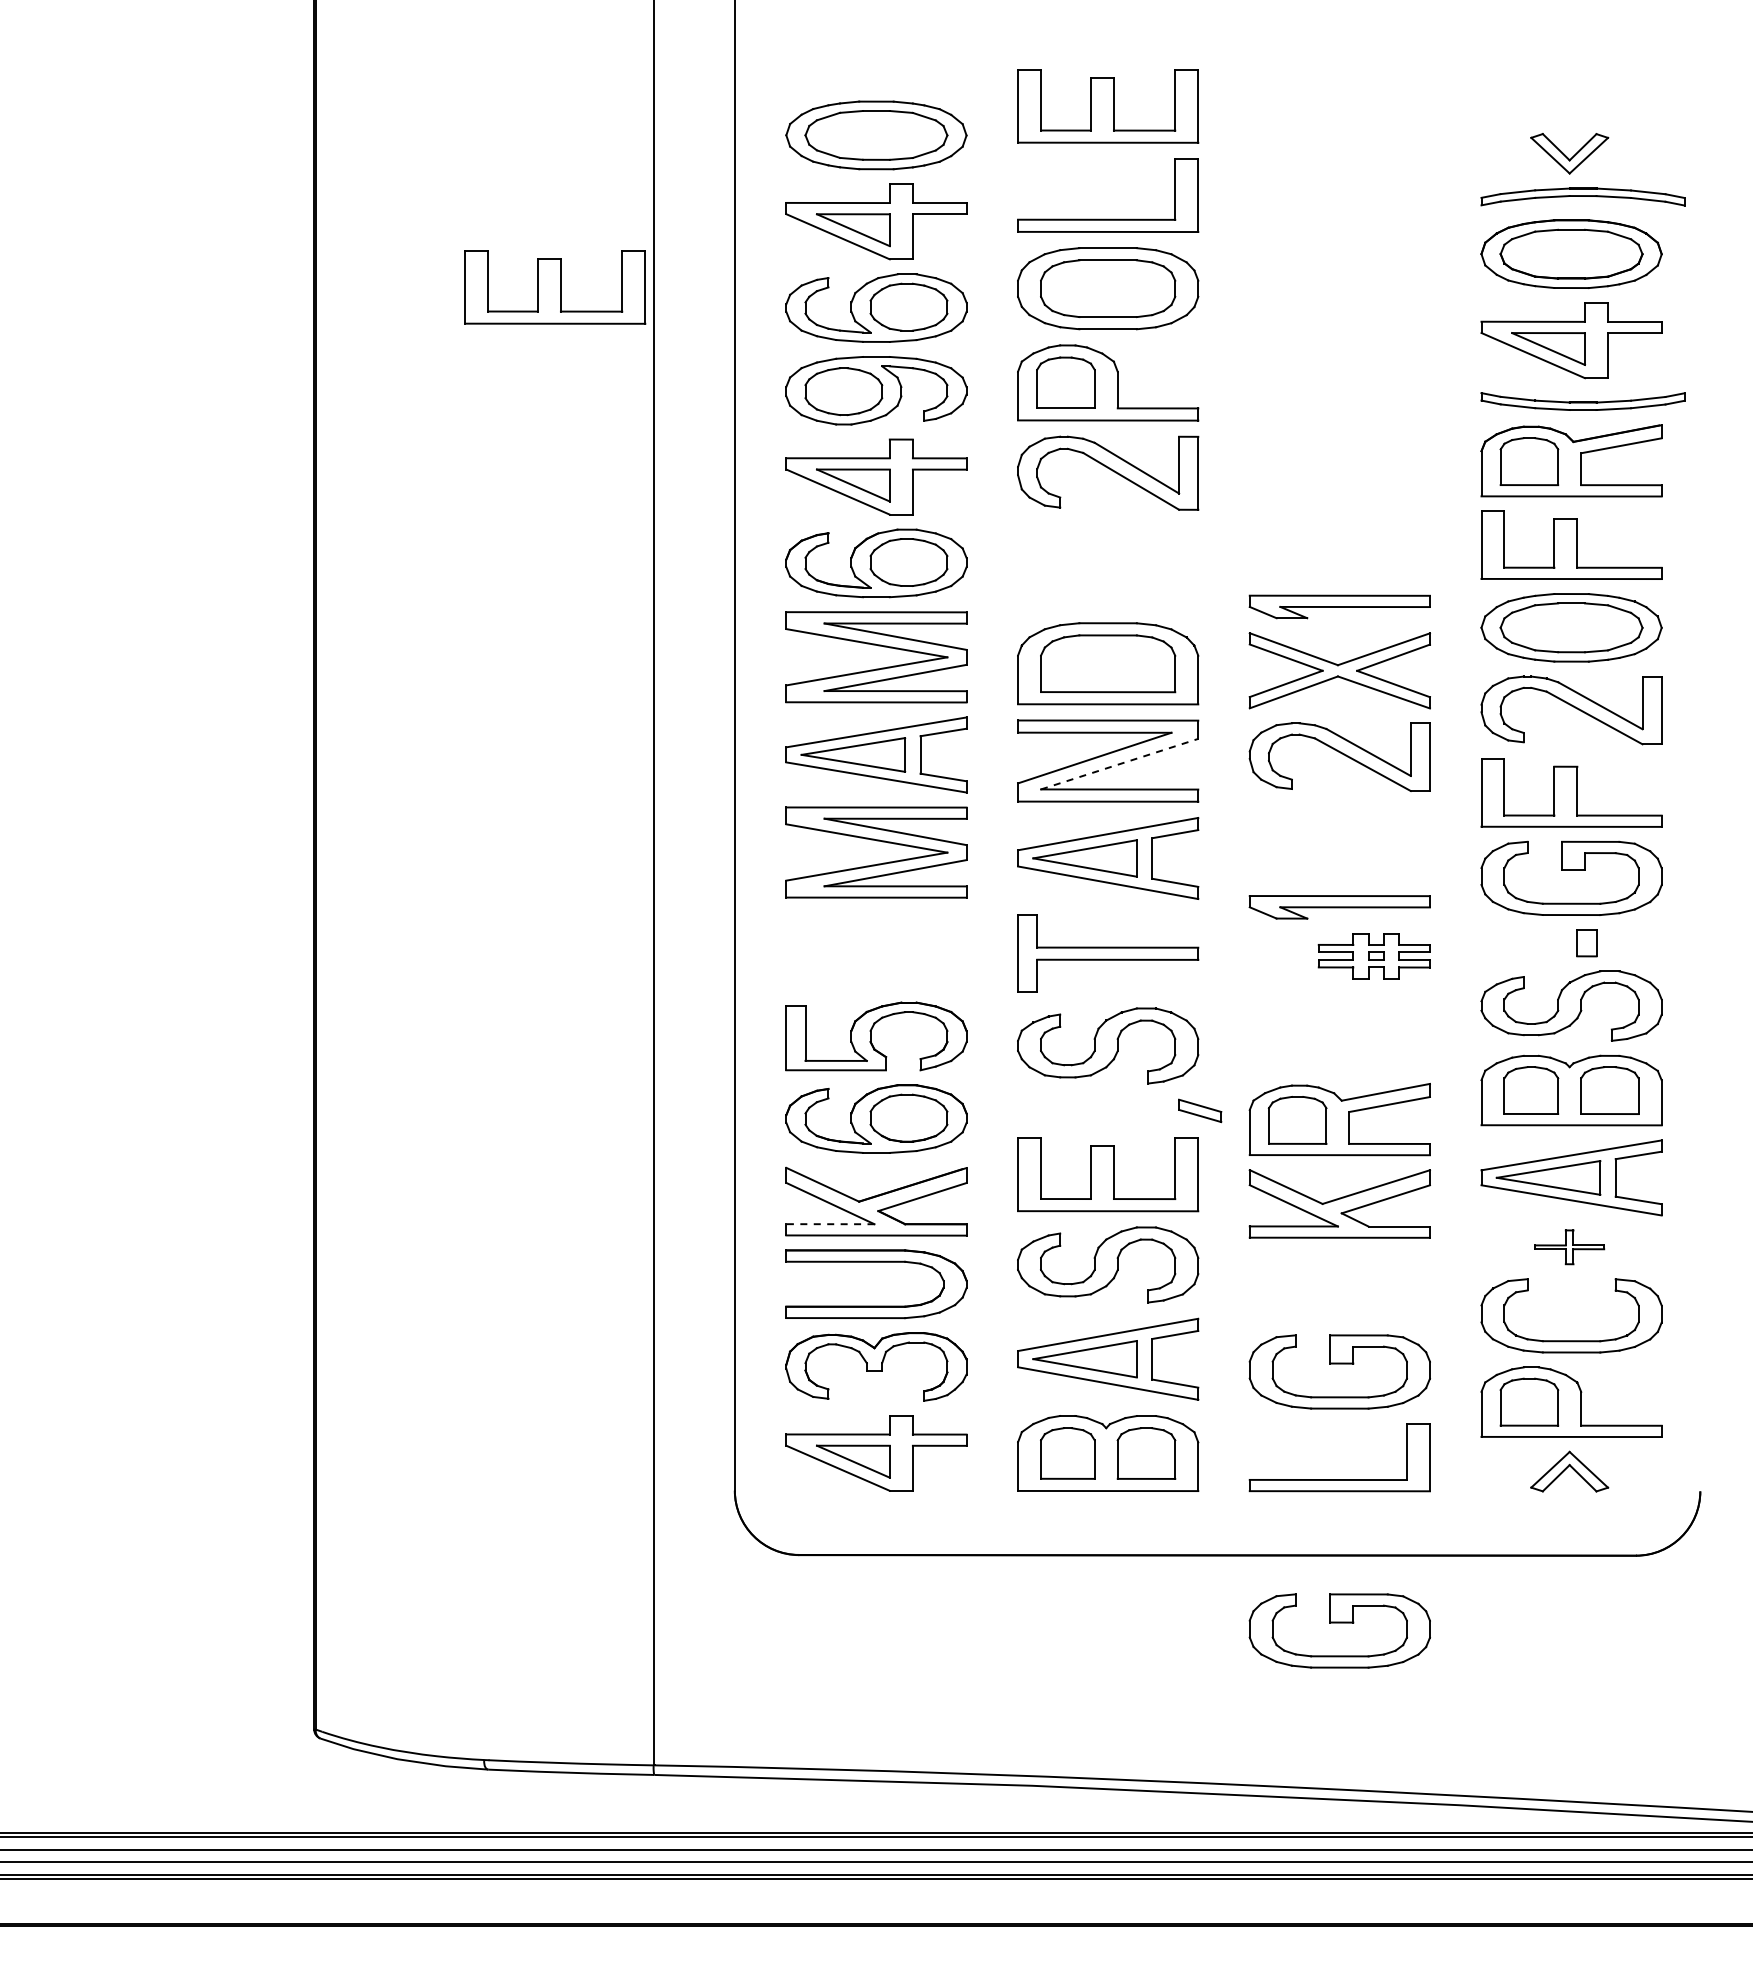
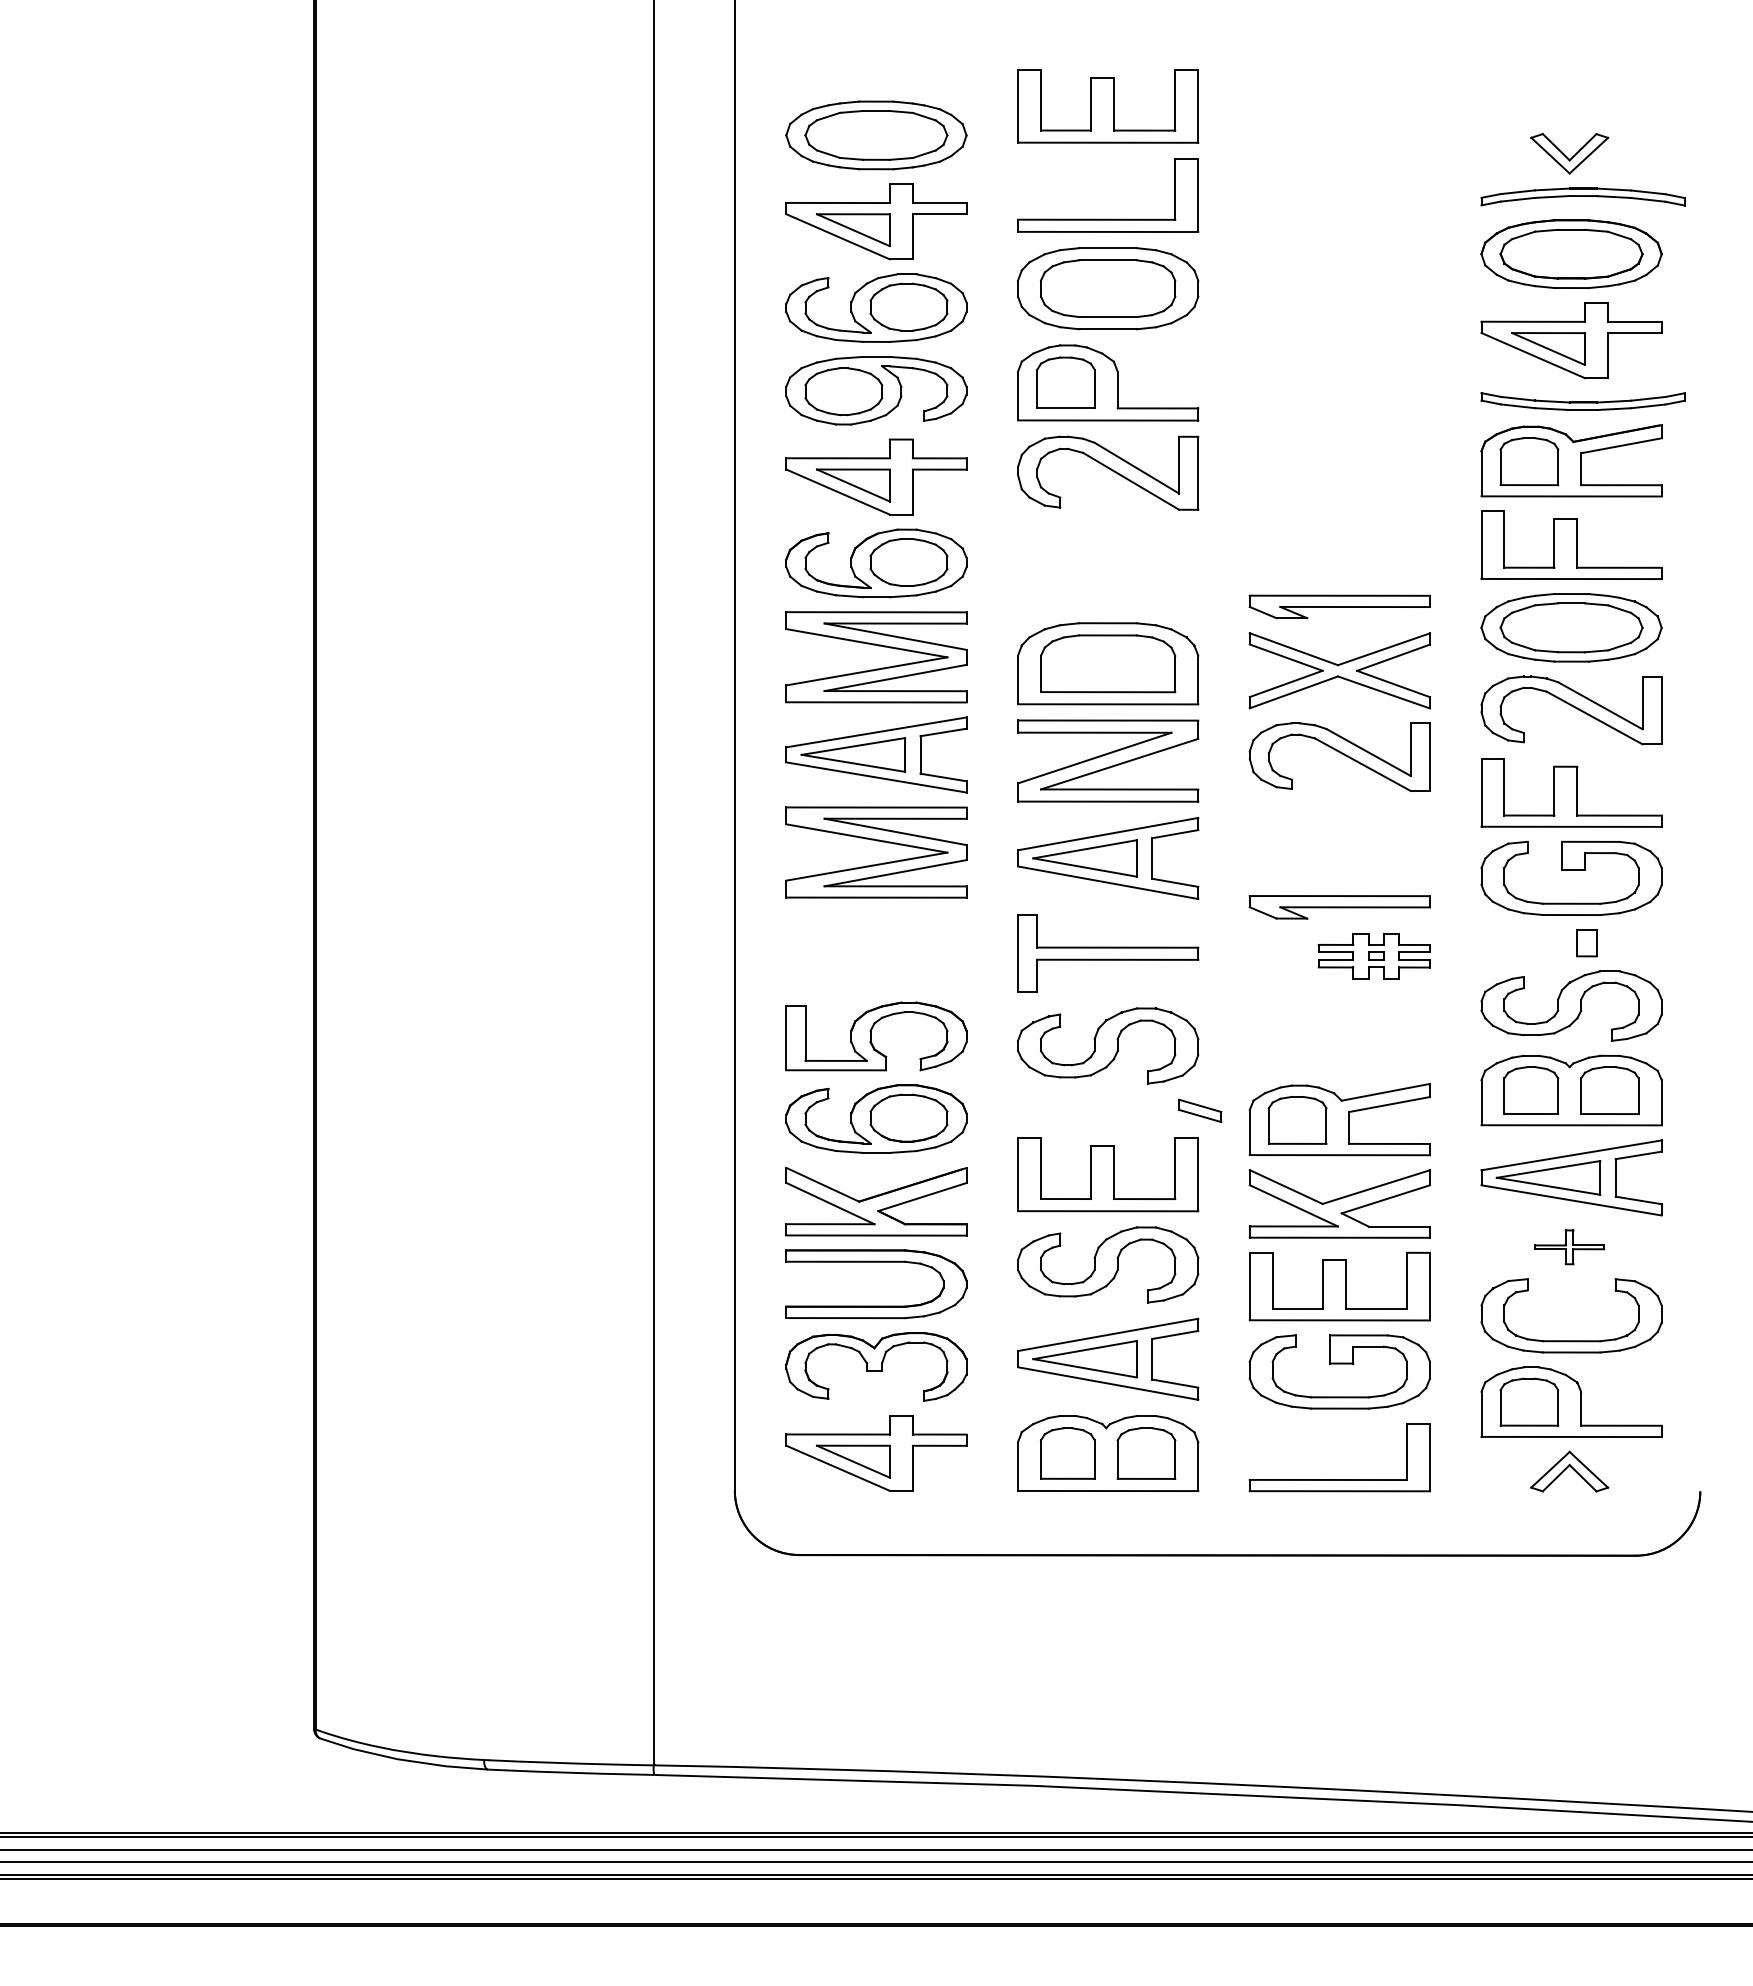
part: present -> none (555, 287)
line: dashed -> solid (1119, 764)
line: dashed -> solid (829, 1224)
part: none -> present (1339, 1286)
part: present -> none (1339, 1623)
